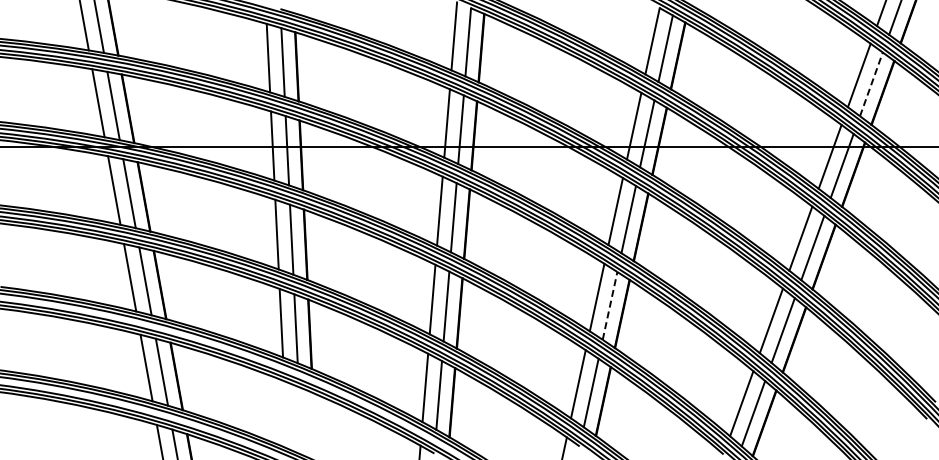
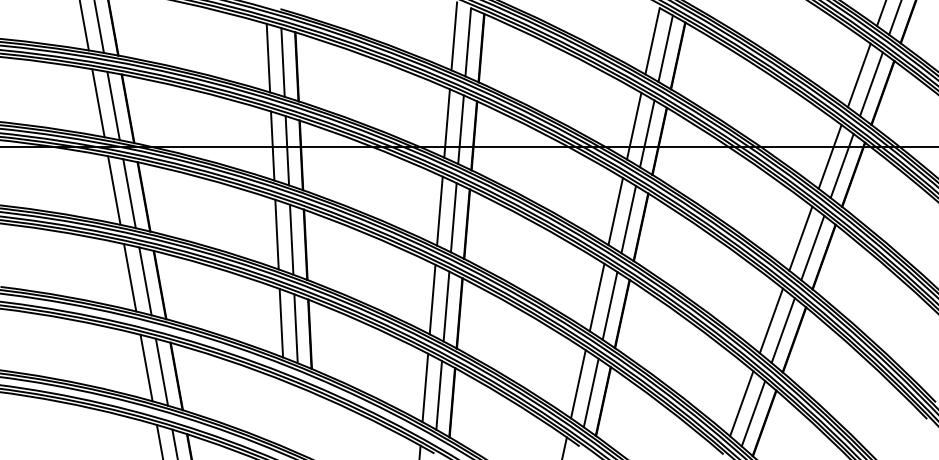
line: dashed -> solid (871, 84)
line: dashed -> solid (610, 305)
